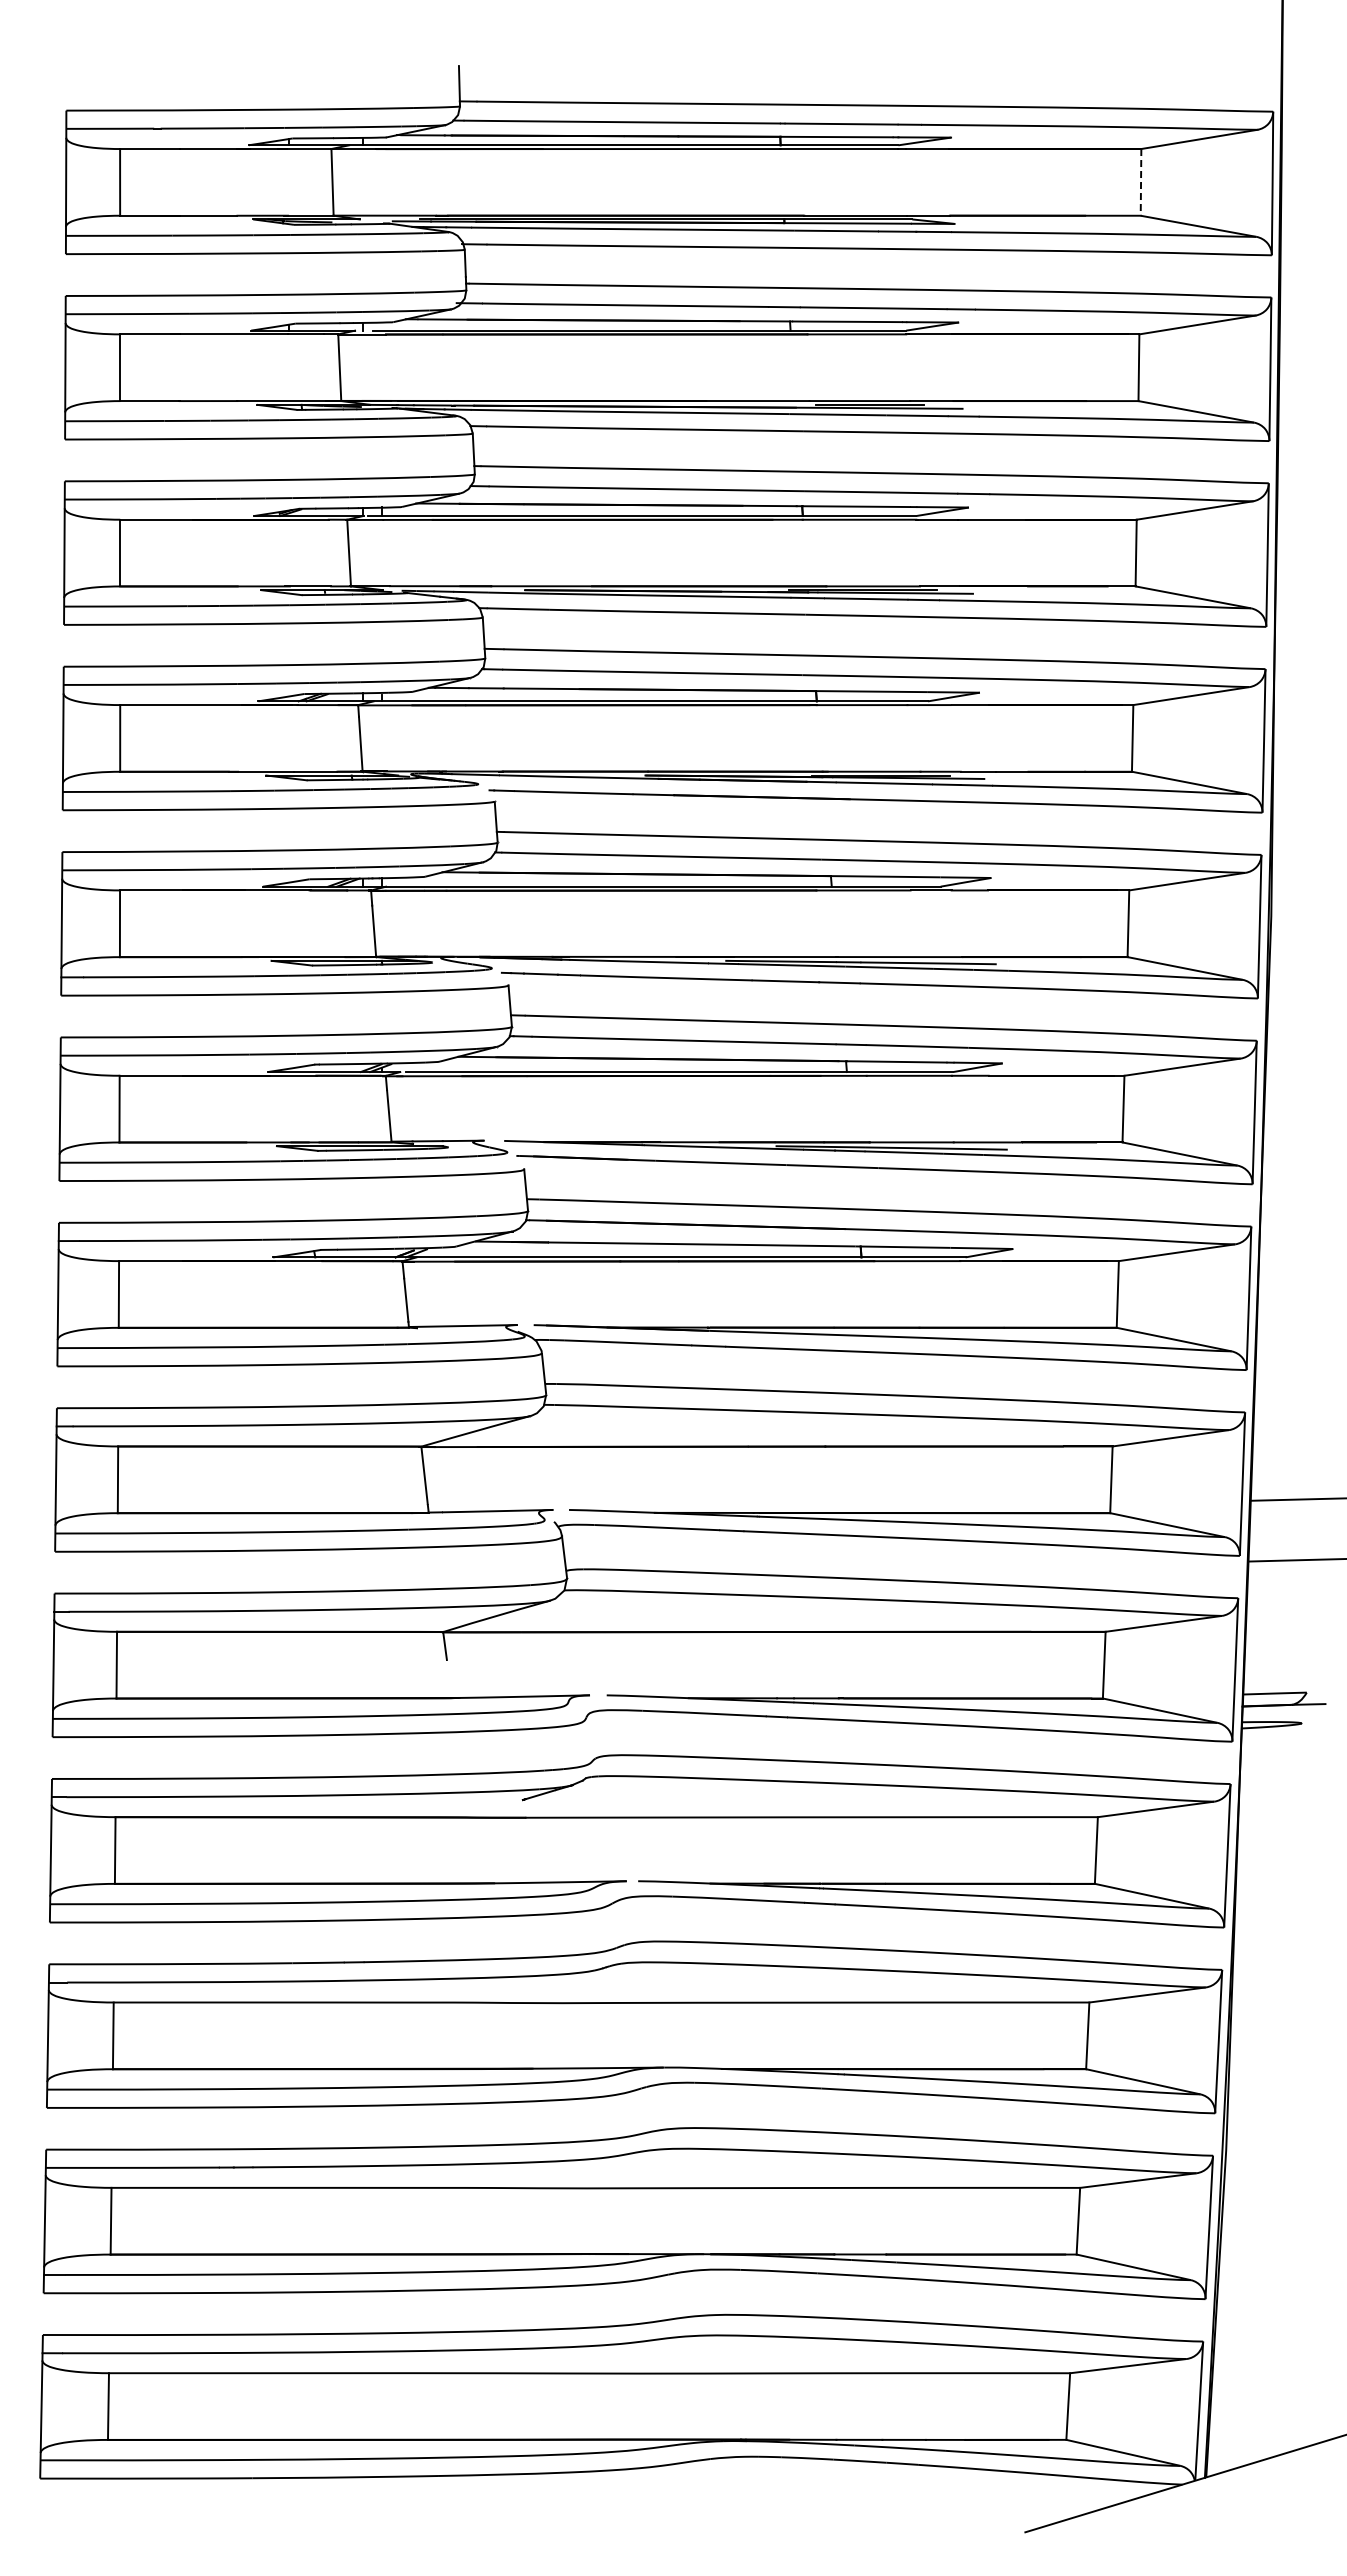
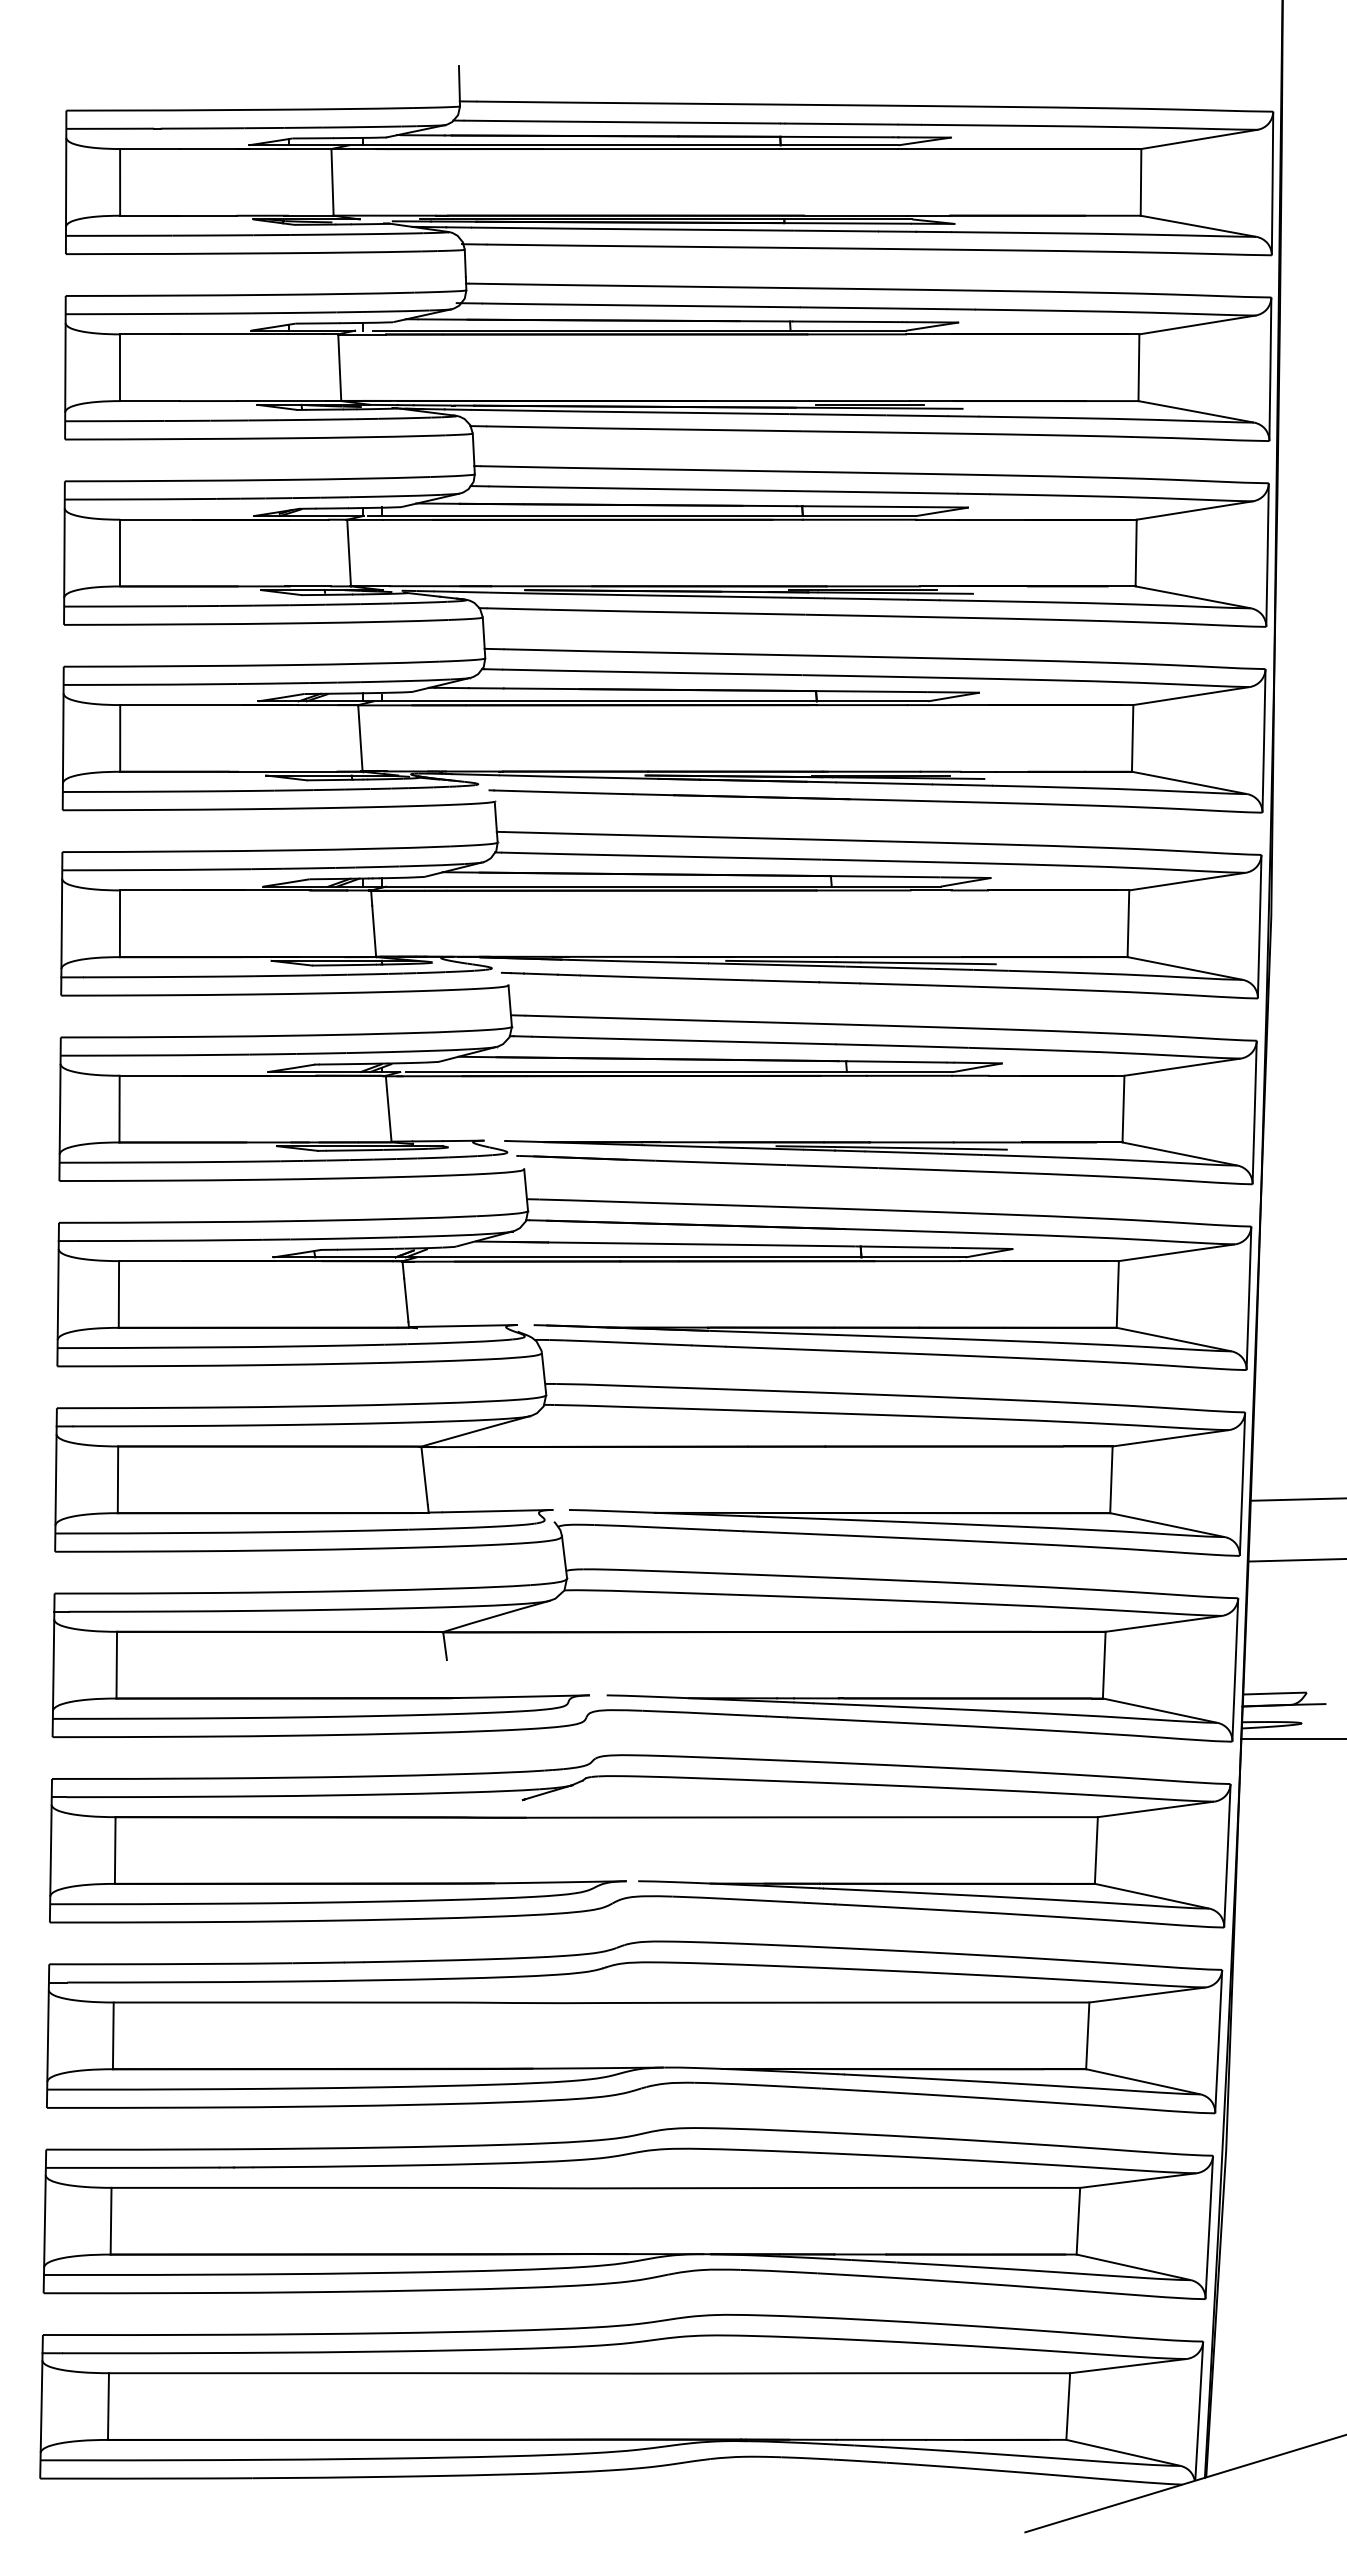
line: dashed -> solid (1141, 182)
line: none -> present (1292, 1739)
